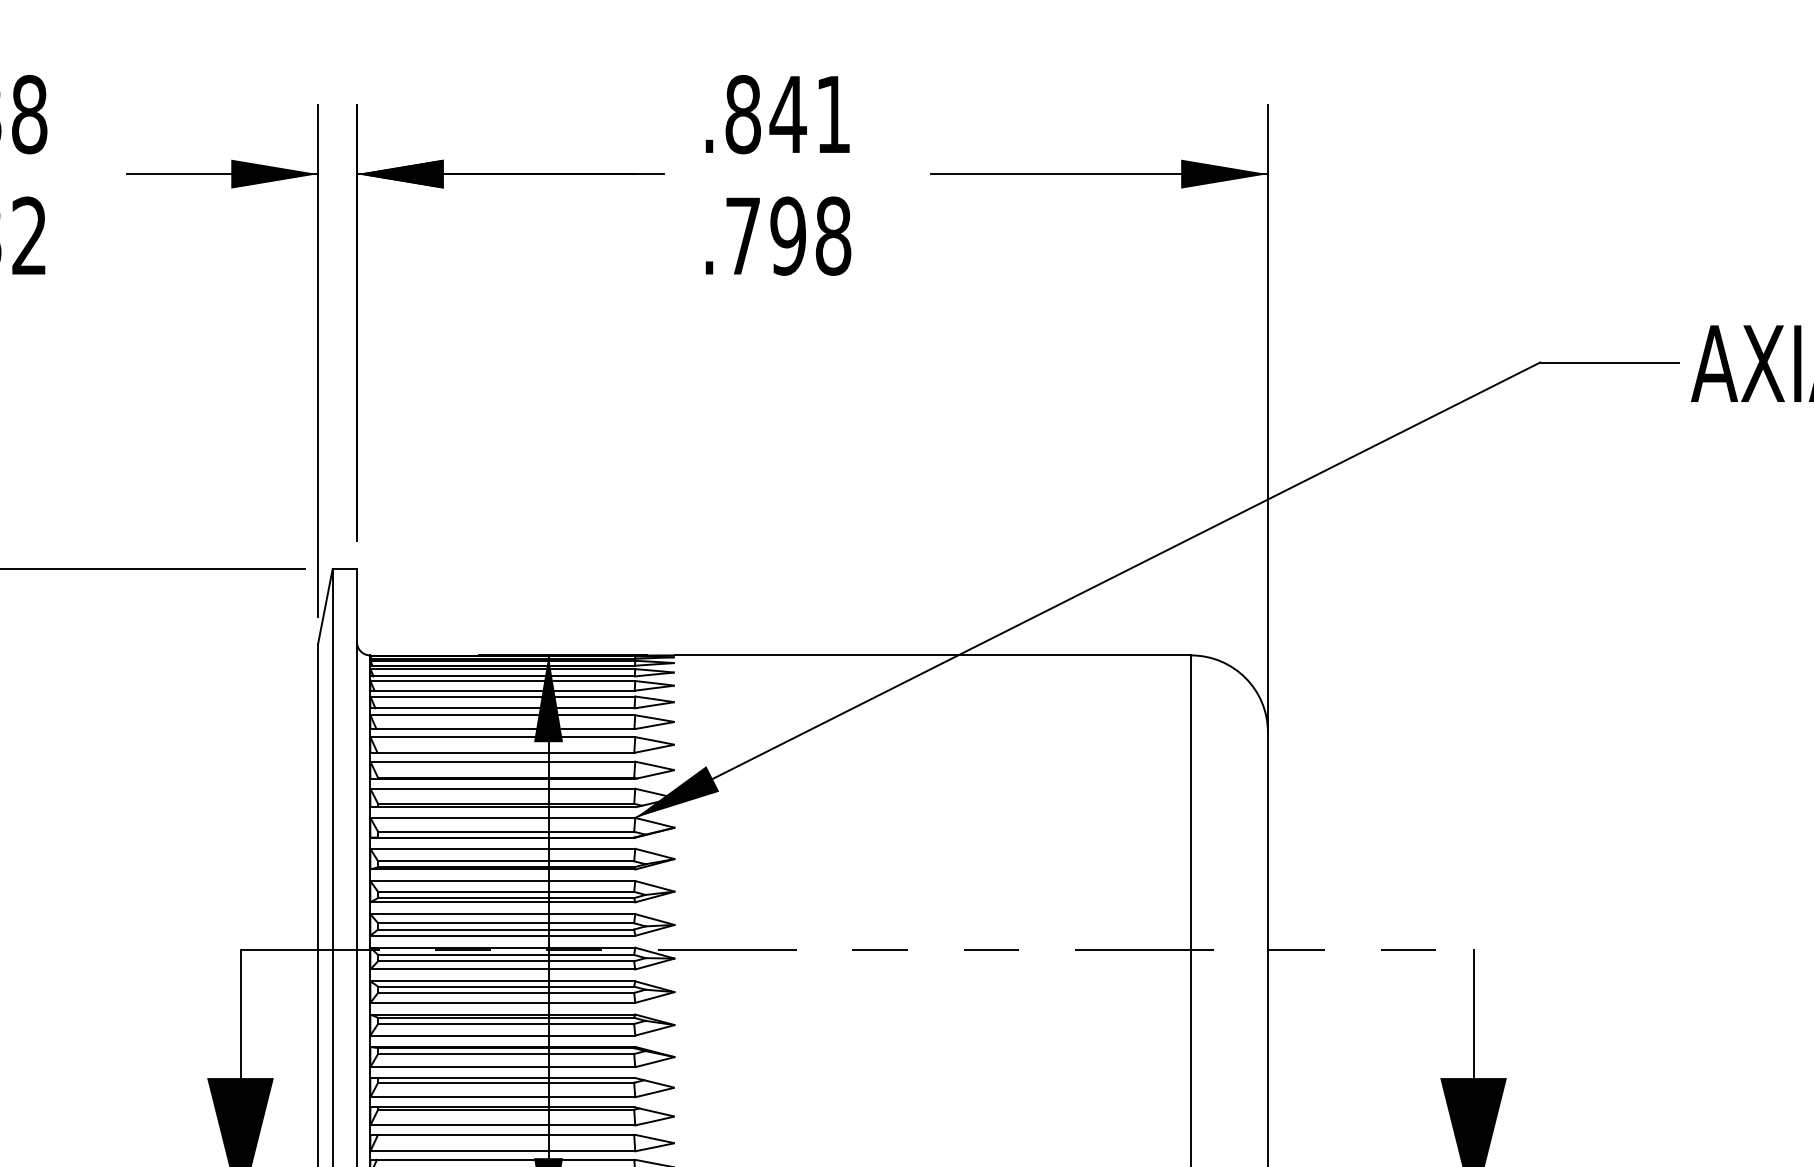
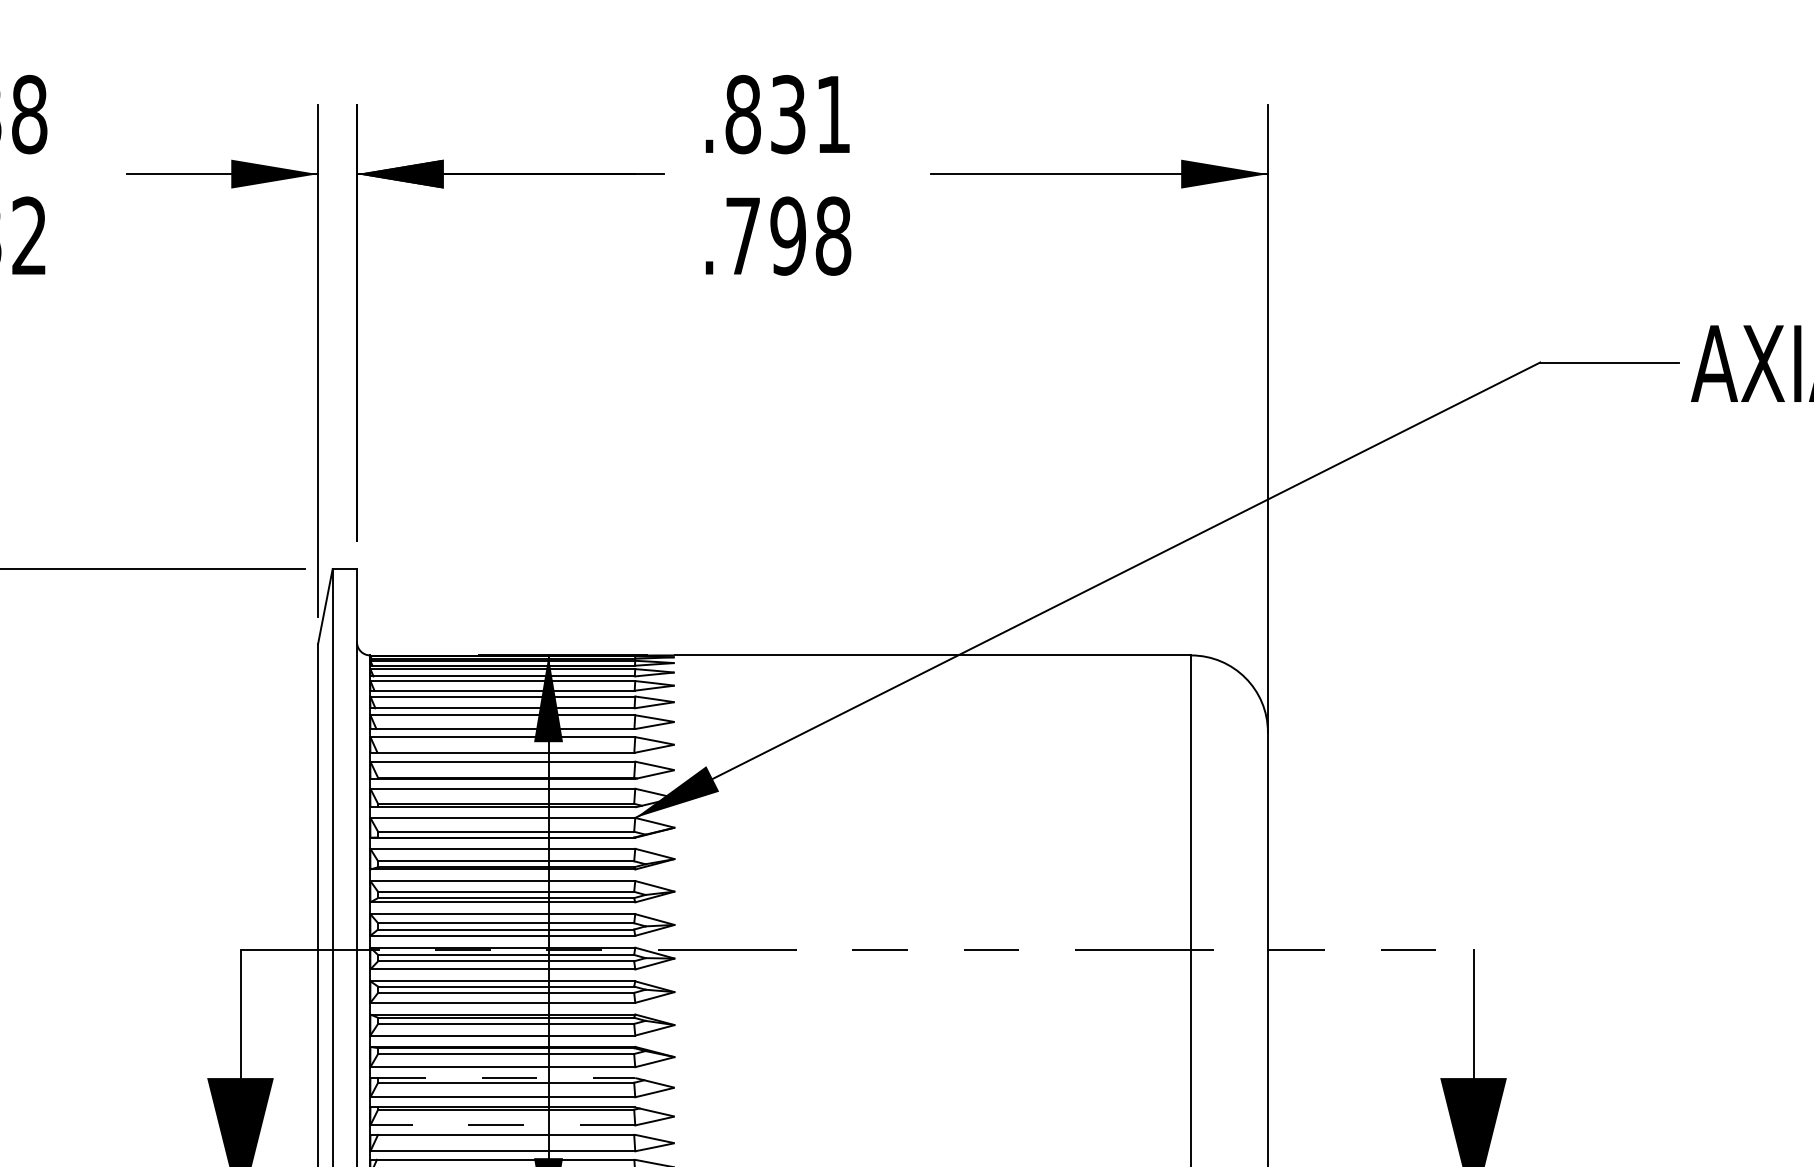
text: .841 -> .831 (787, 114)
line: solid -> dashed (503, 1078)
line: solid -> dashed (502, 1125)
